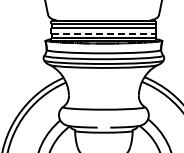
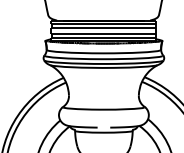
line: dashed -> solid (104, 33)
